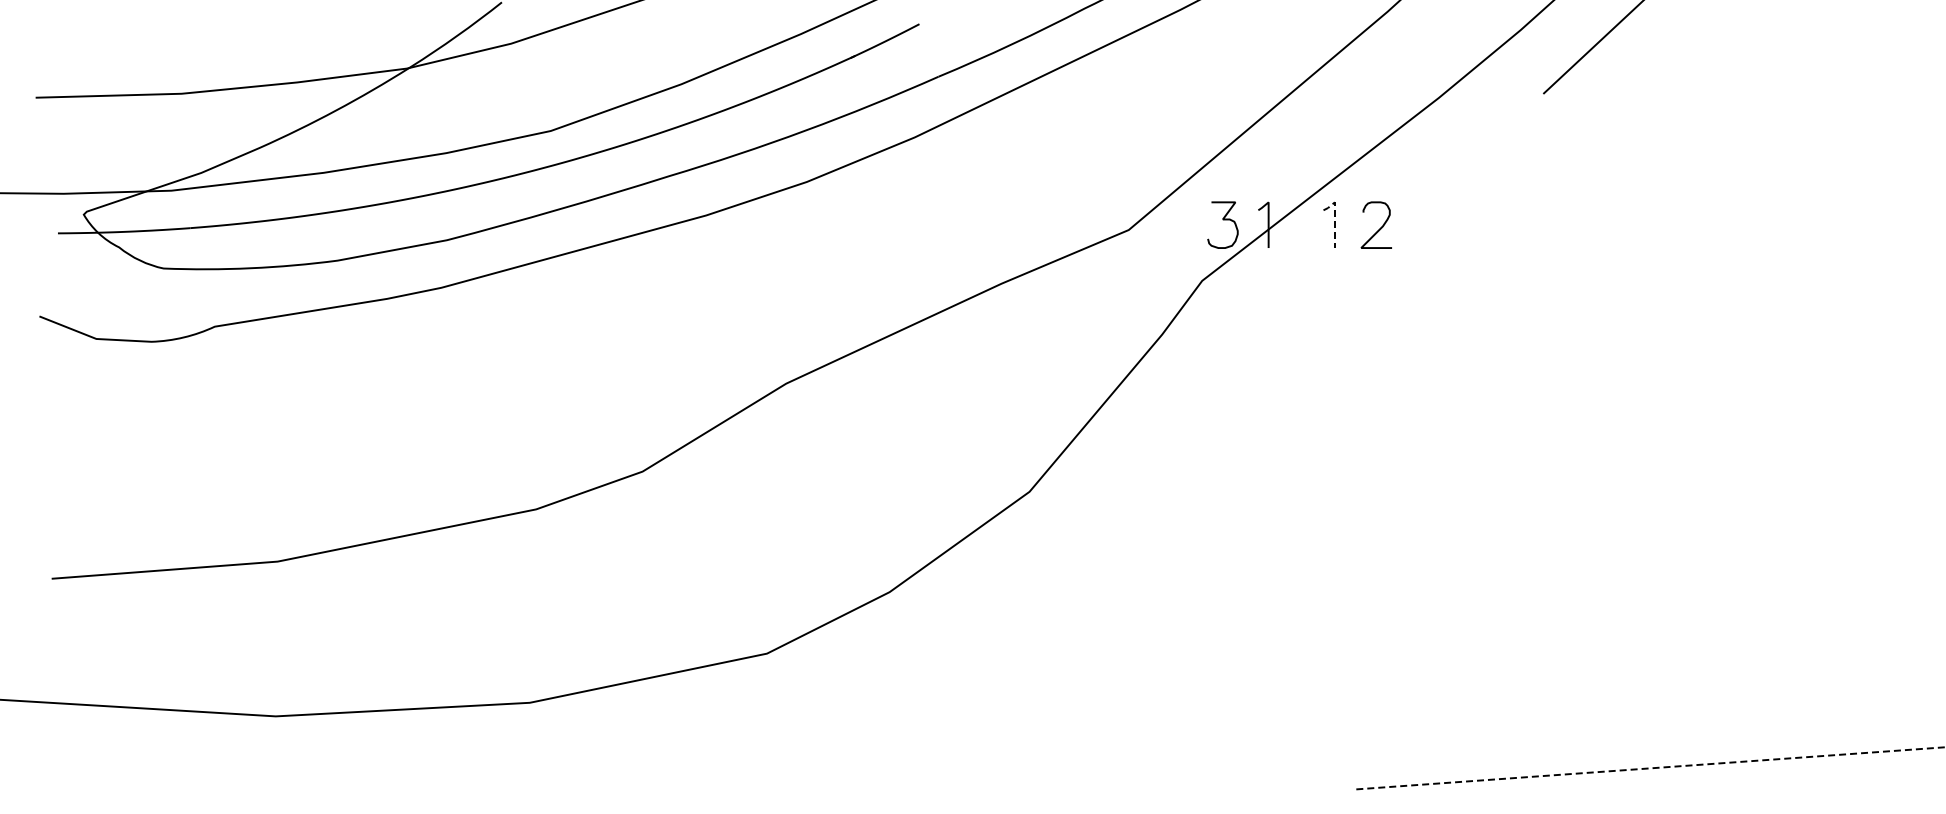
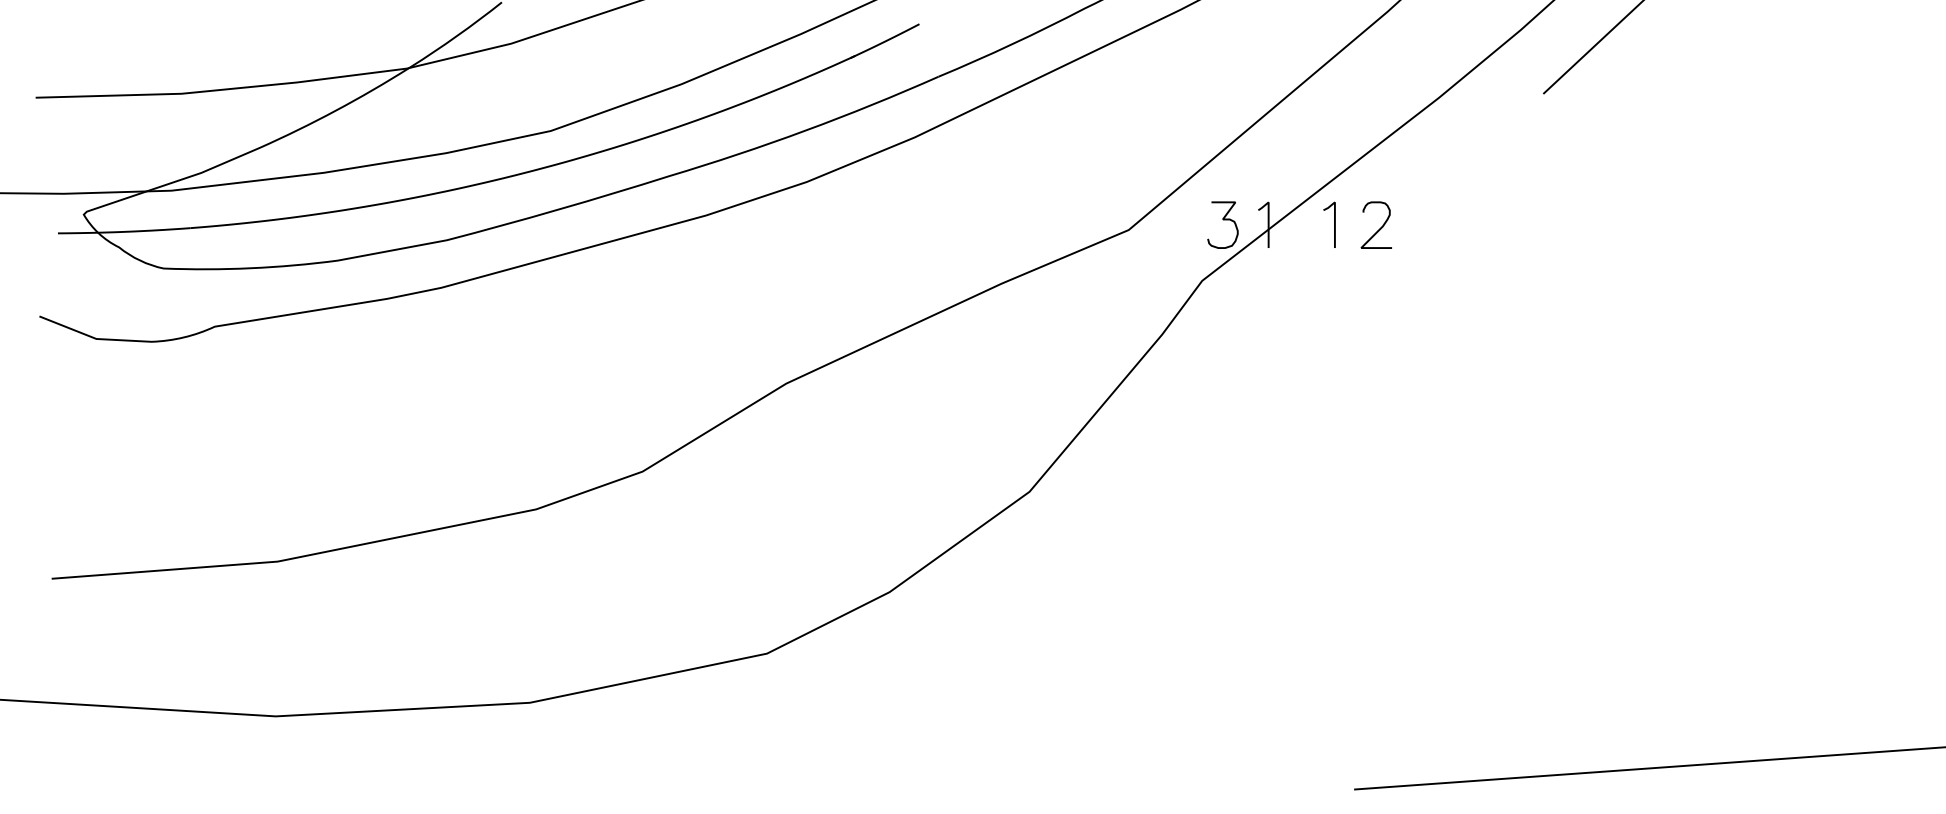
line: dashed -> solid (1334, 217)
line: dashed -> solid (1649, 768)
